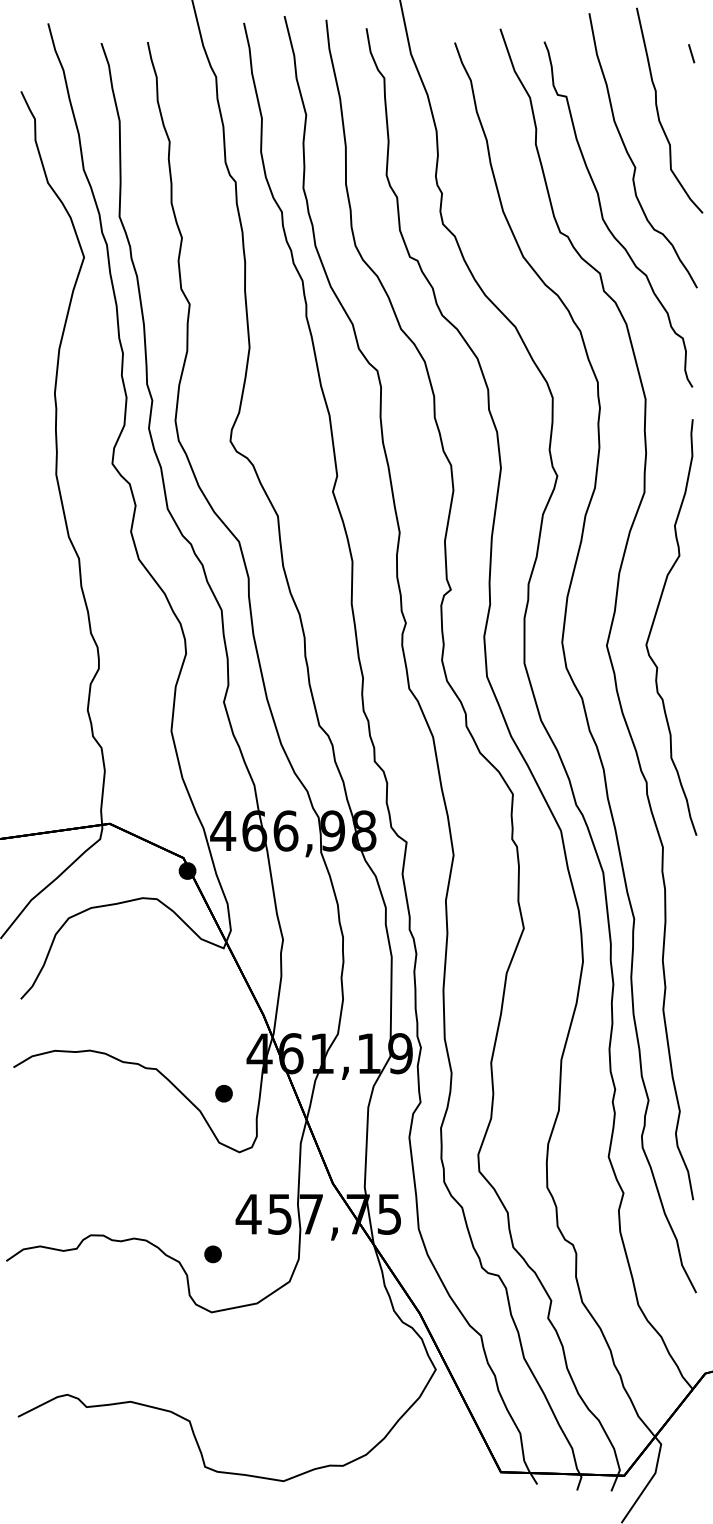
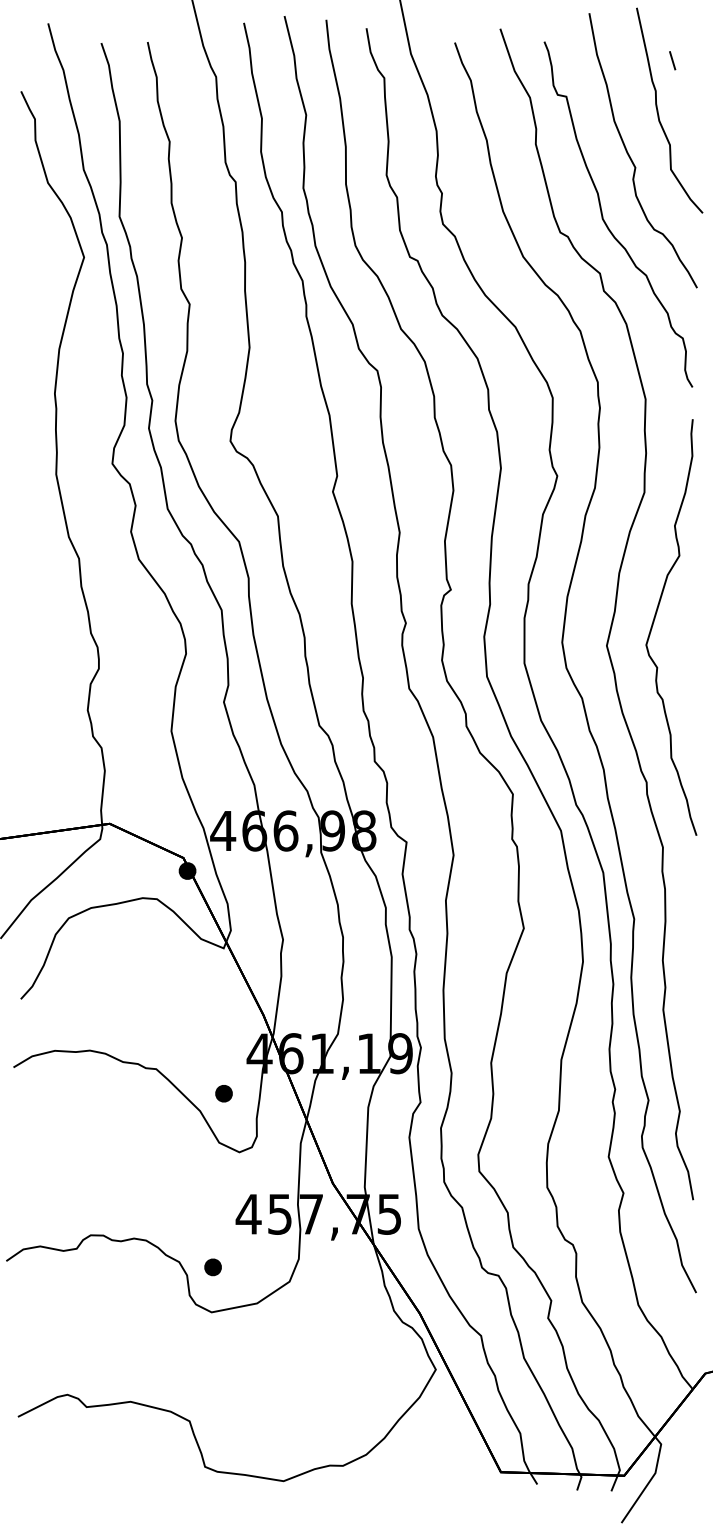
line position: (691, 53) -> (672, 60) (672, 60)
part position: (212, 1254) -> (212, 1267) (212, 1267)
